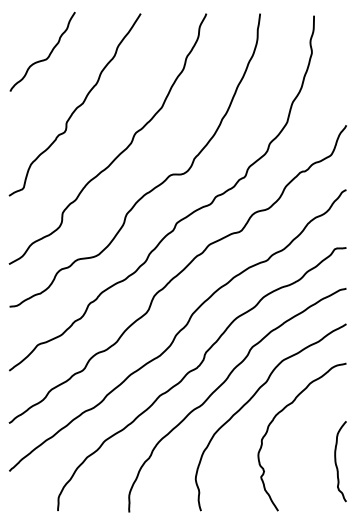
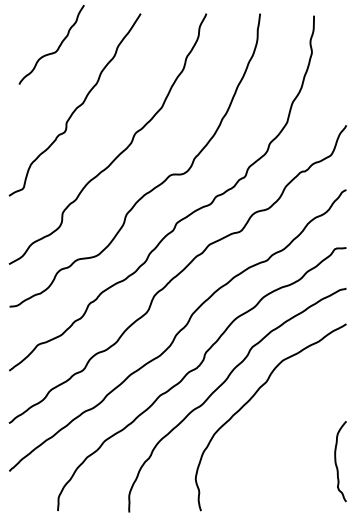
curve position: (47, 56) -> (56, 49) (56, 49)
curve: present -> none (281, 412)
